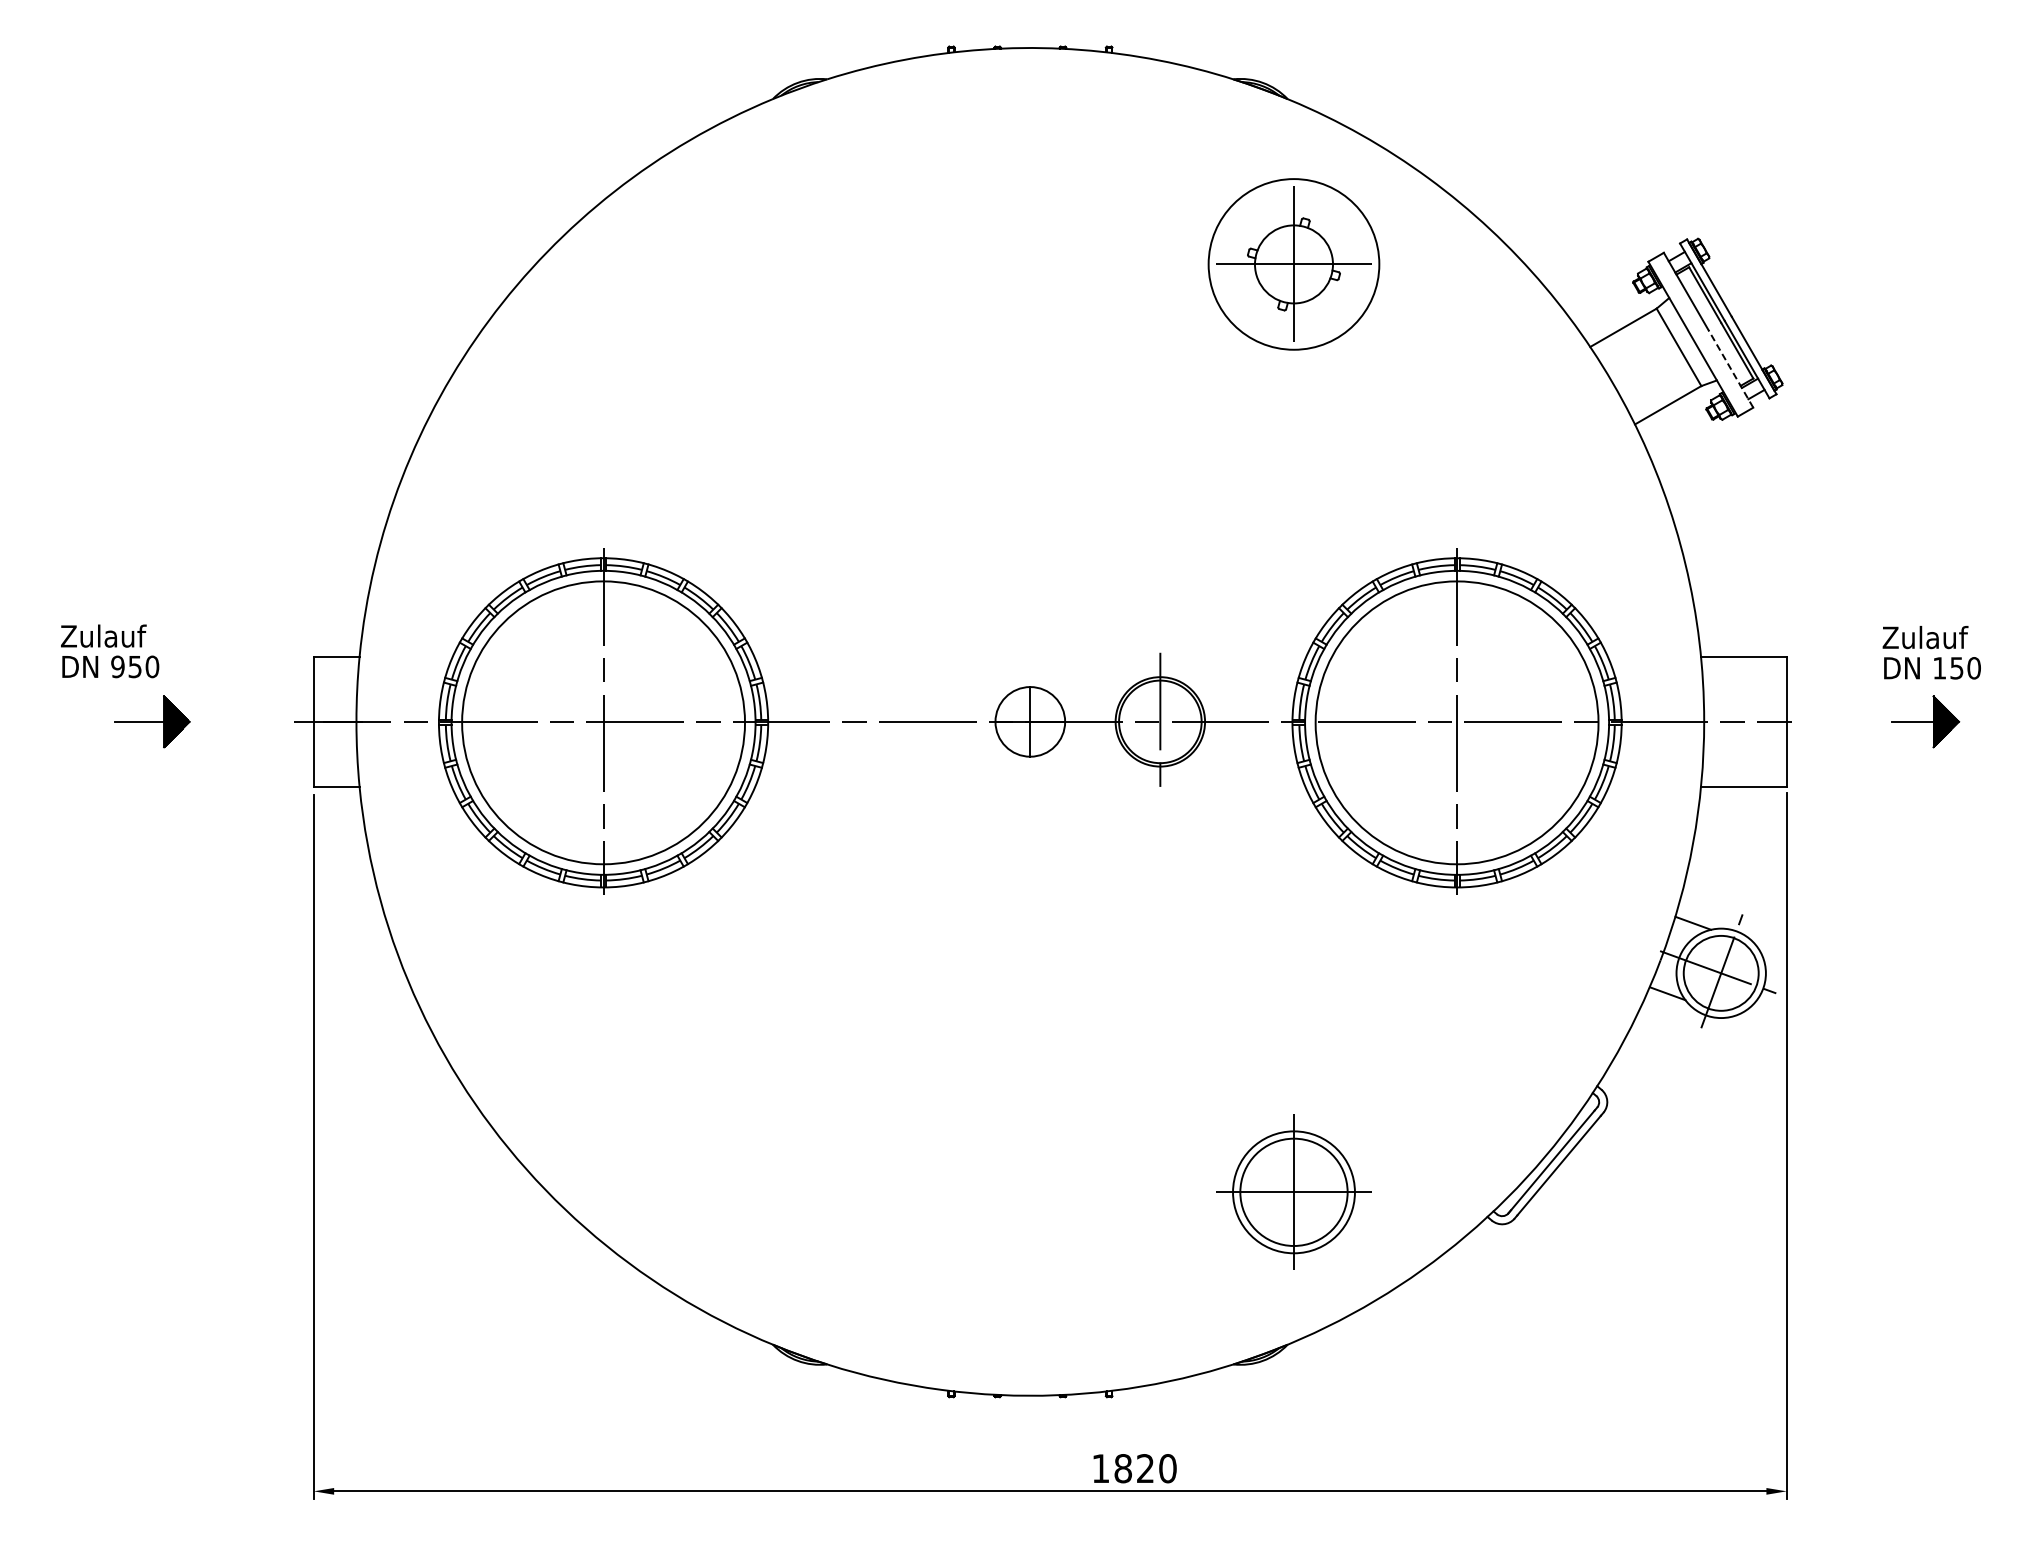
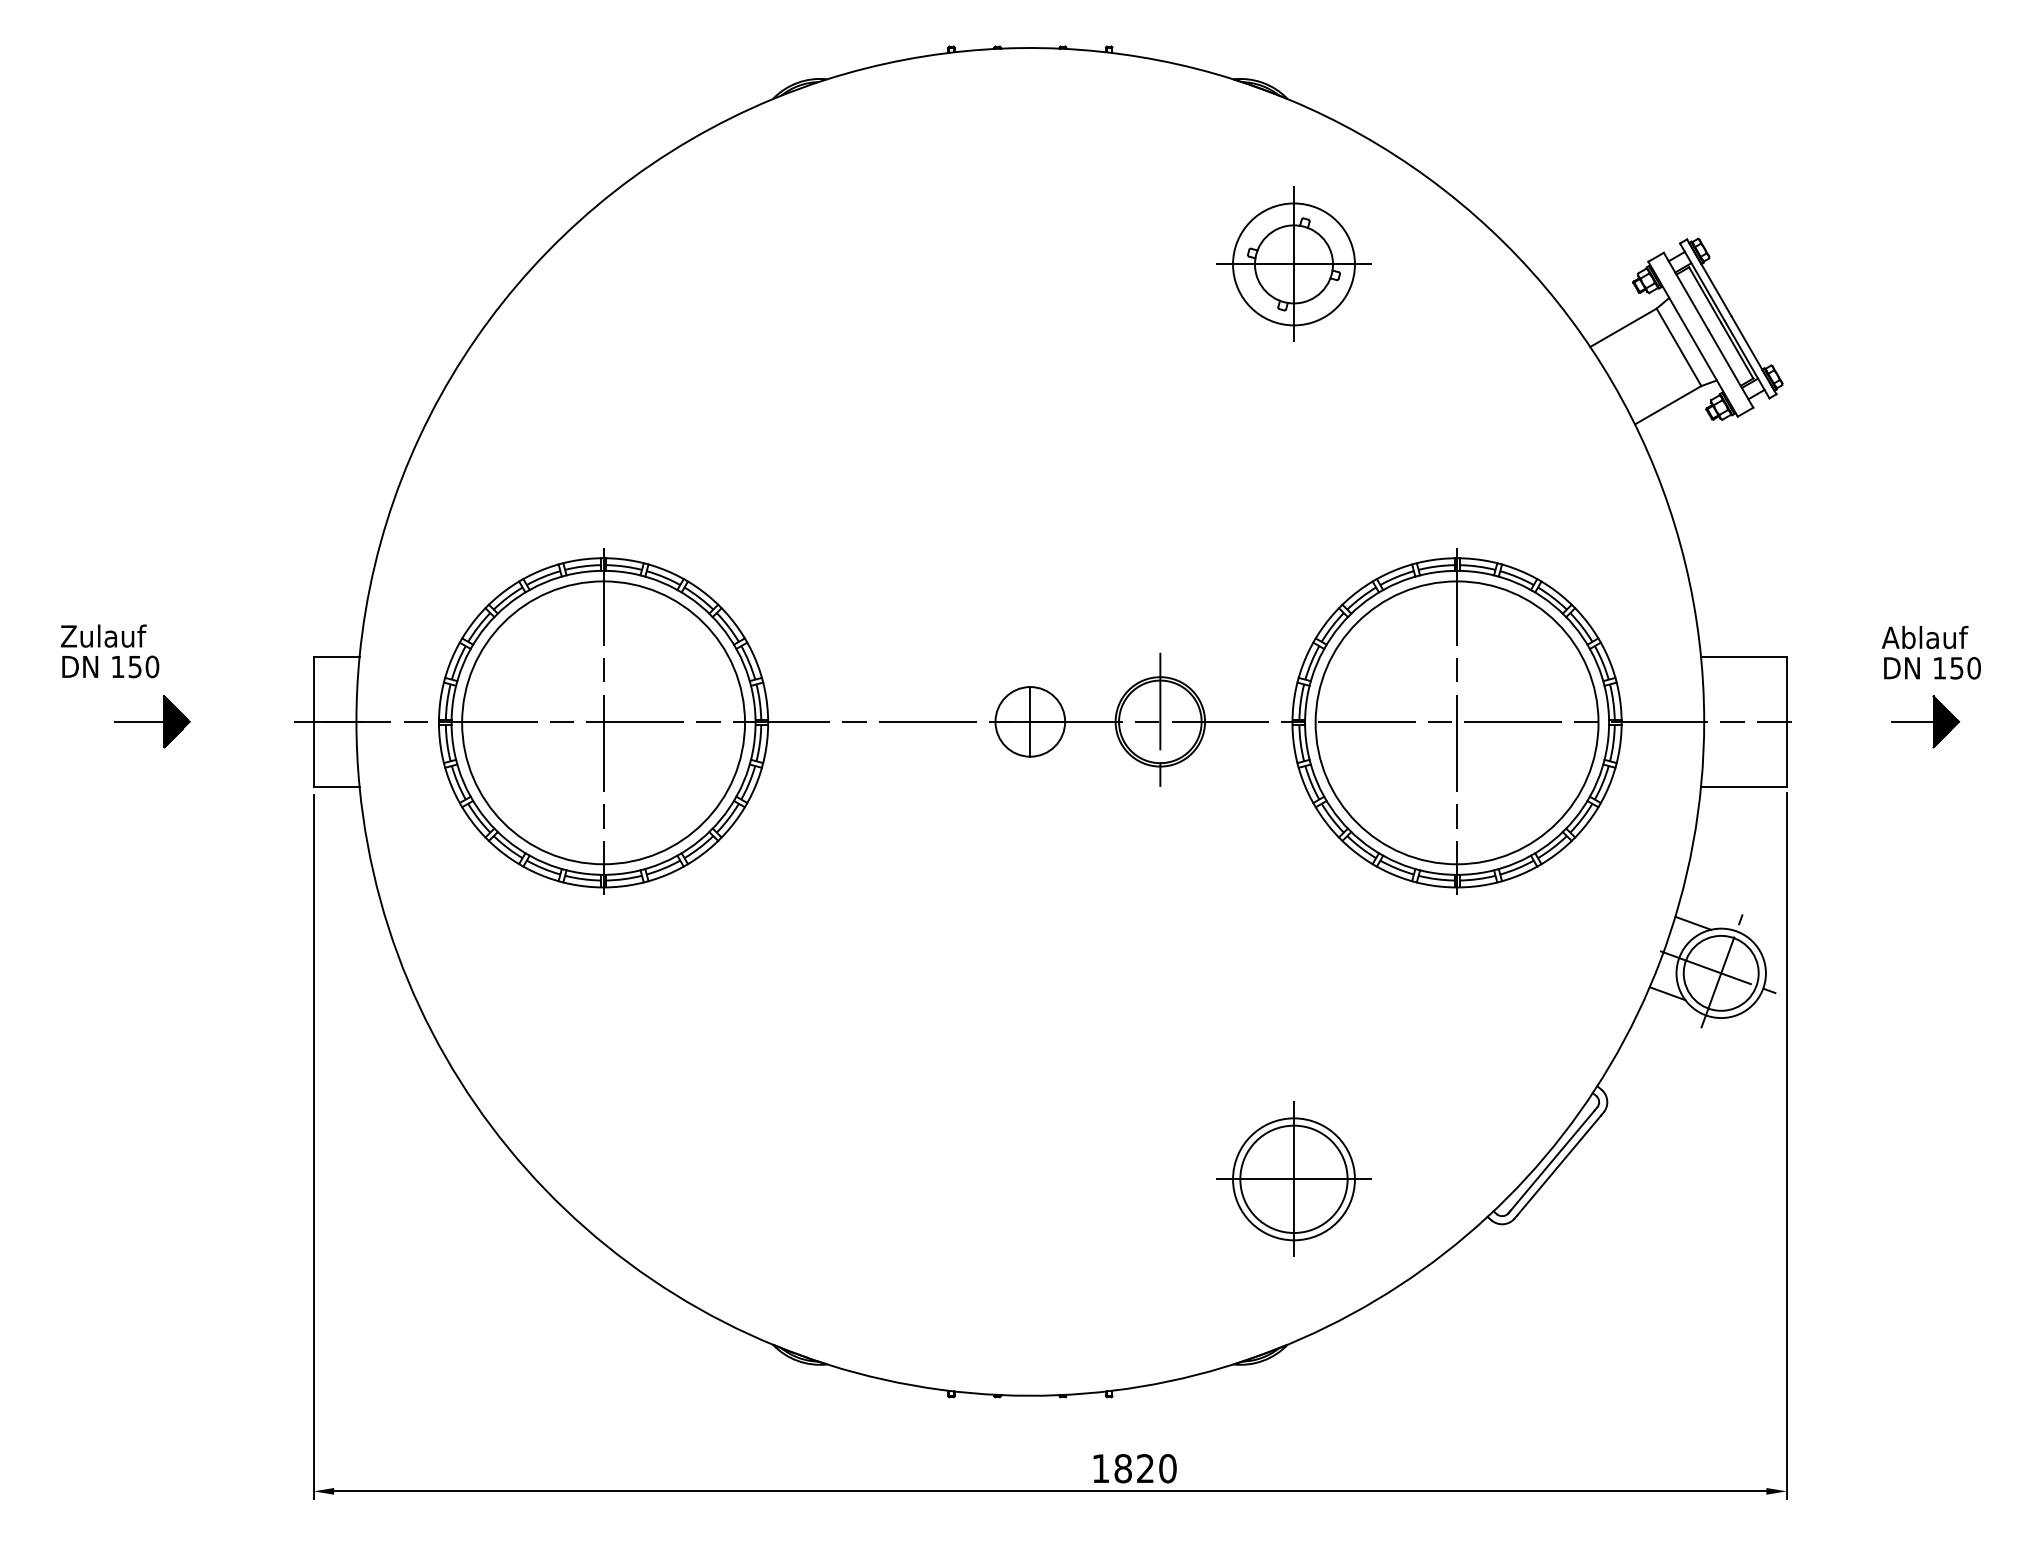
circle diameter: 171 px -> 122 px (1293, 264)
line: dashed -> solid (1730, 368)
text: Zulauf -> Ablauf (1898, 637)
text: 950 -> 150 (117, 666)
part position: (1293, 1191) -> (1293, 1178) (1293, 1178)
